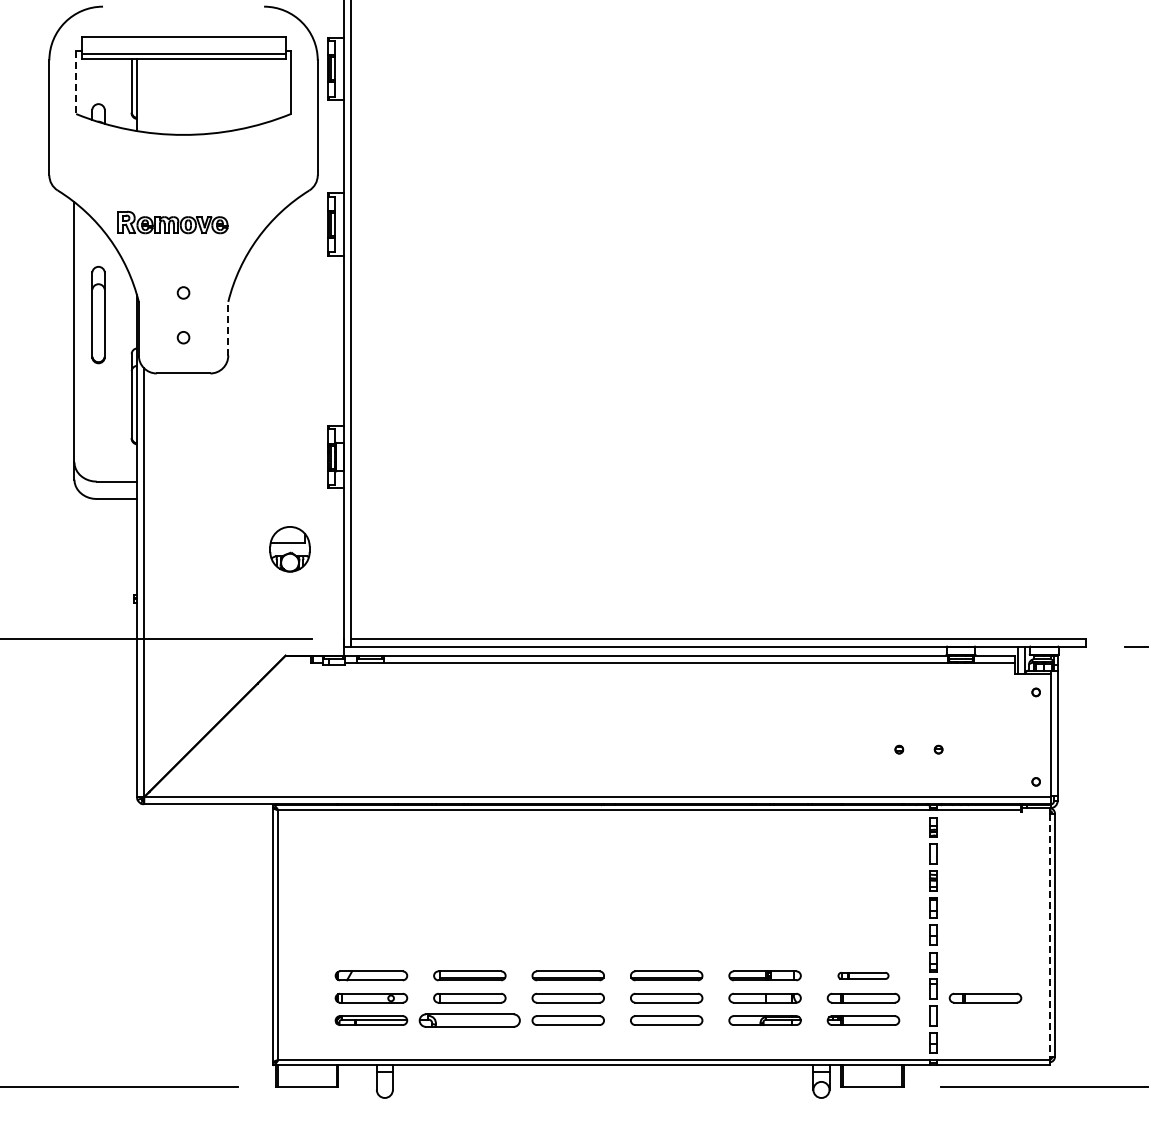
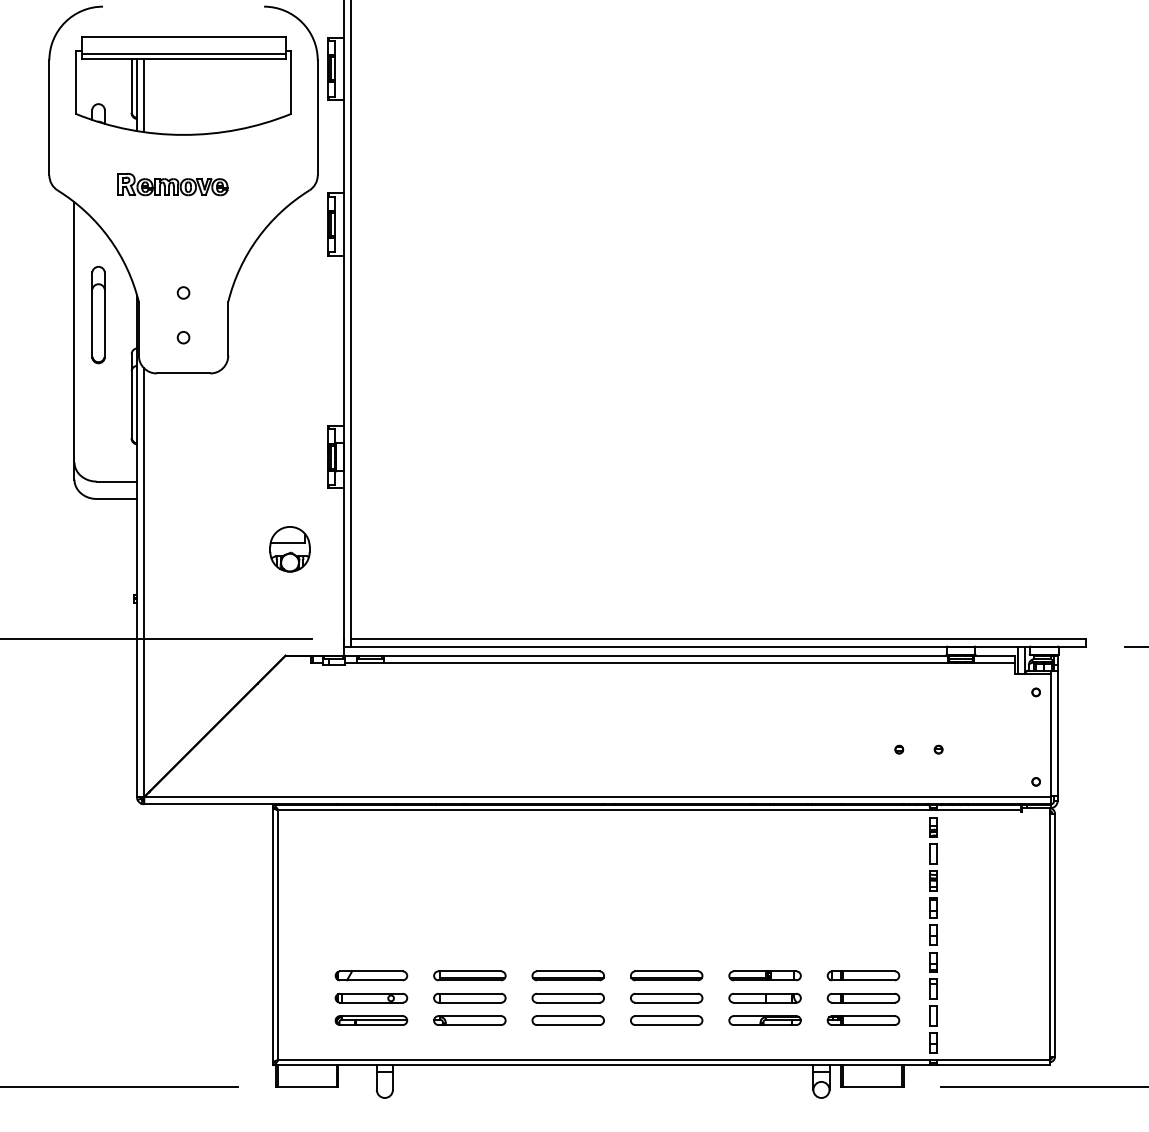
line: dashed -> solid (76, 83)
line: none -> present (144, 95)
part position: (172, 222) -> (172, 184) (172, 184)
line: dashed -> solid (228, 328)
line: dashed -> solid (1049, 935)
part size: 53x8 px -> 75x12 px (863, 975)
part: present -> none (985, 997)
part size: 103x15 px -> 74x11 px (469, 1020)
